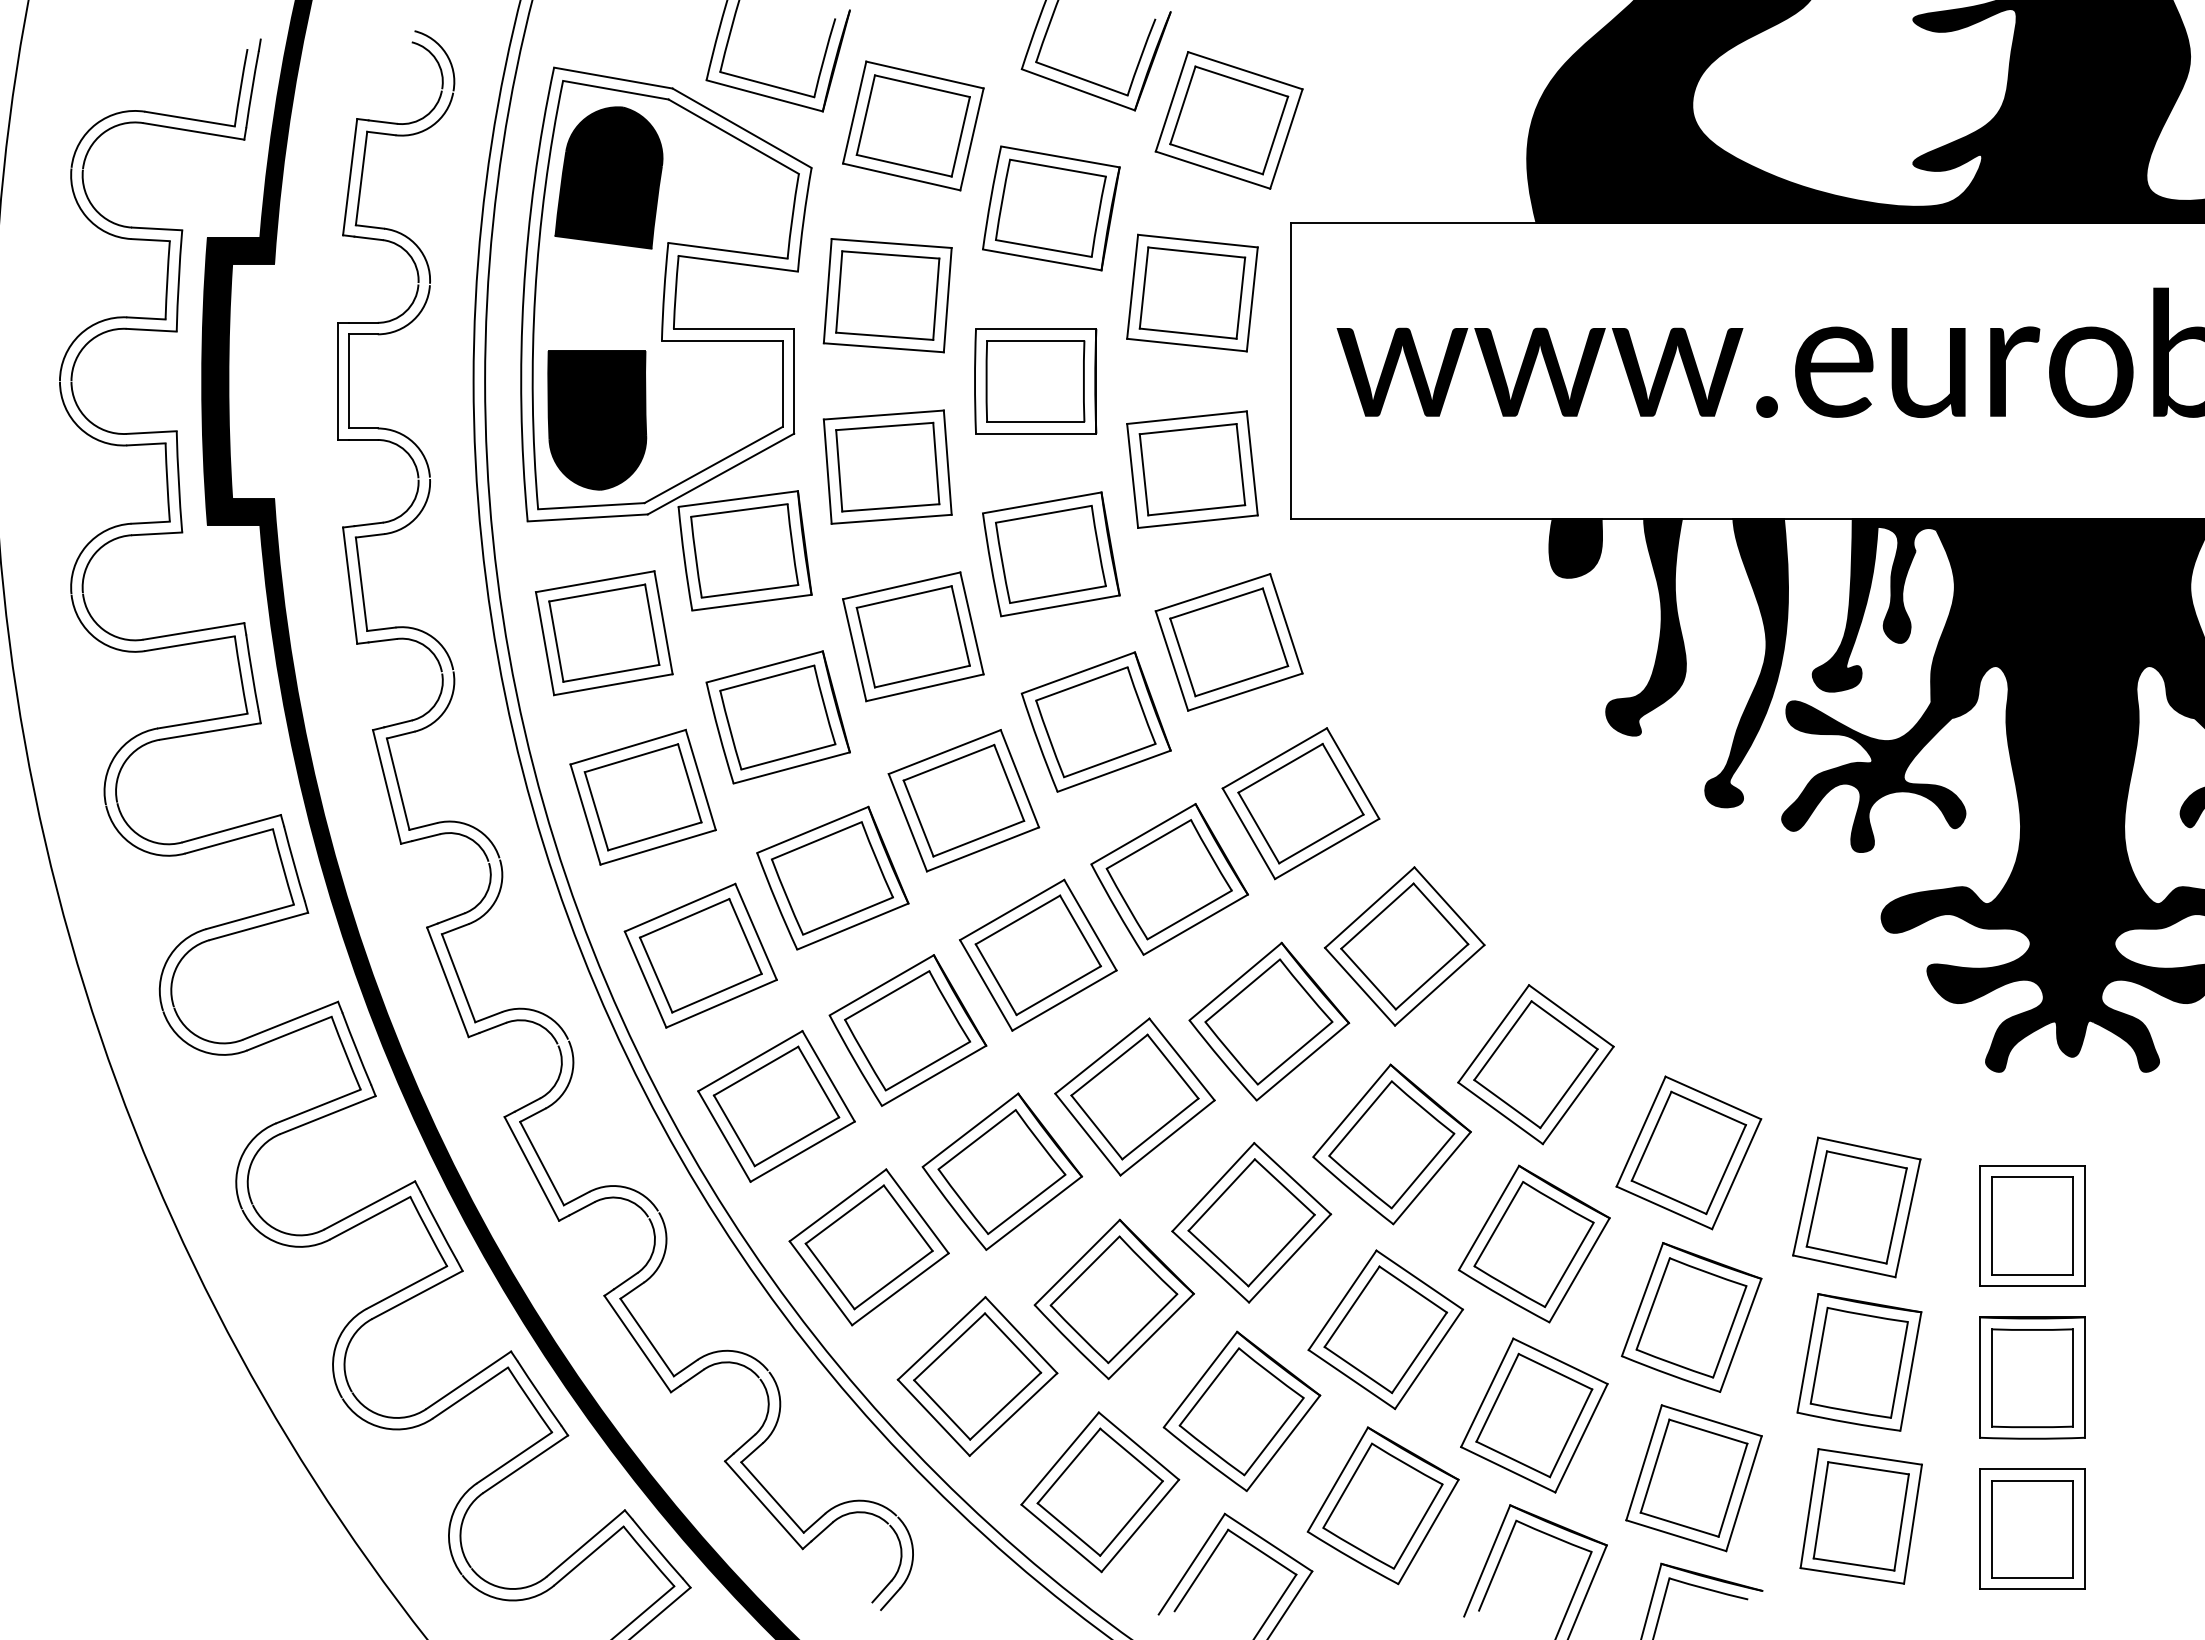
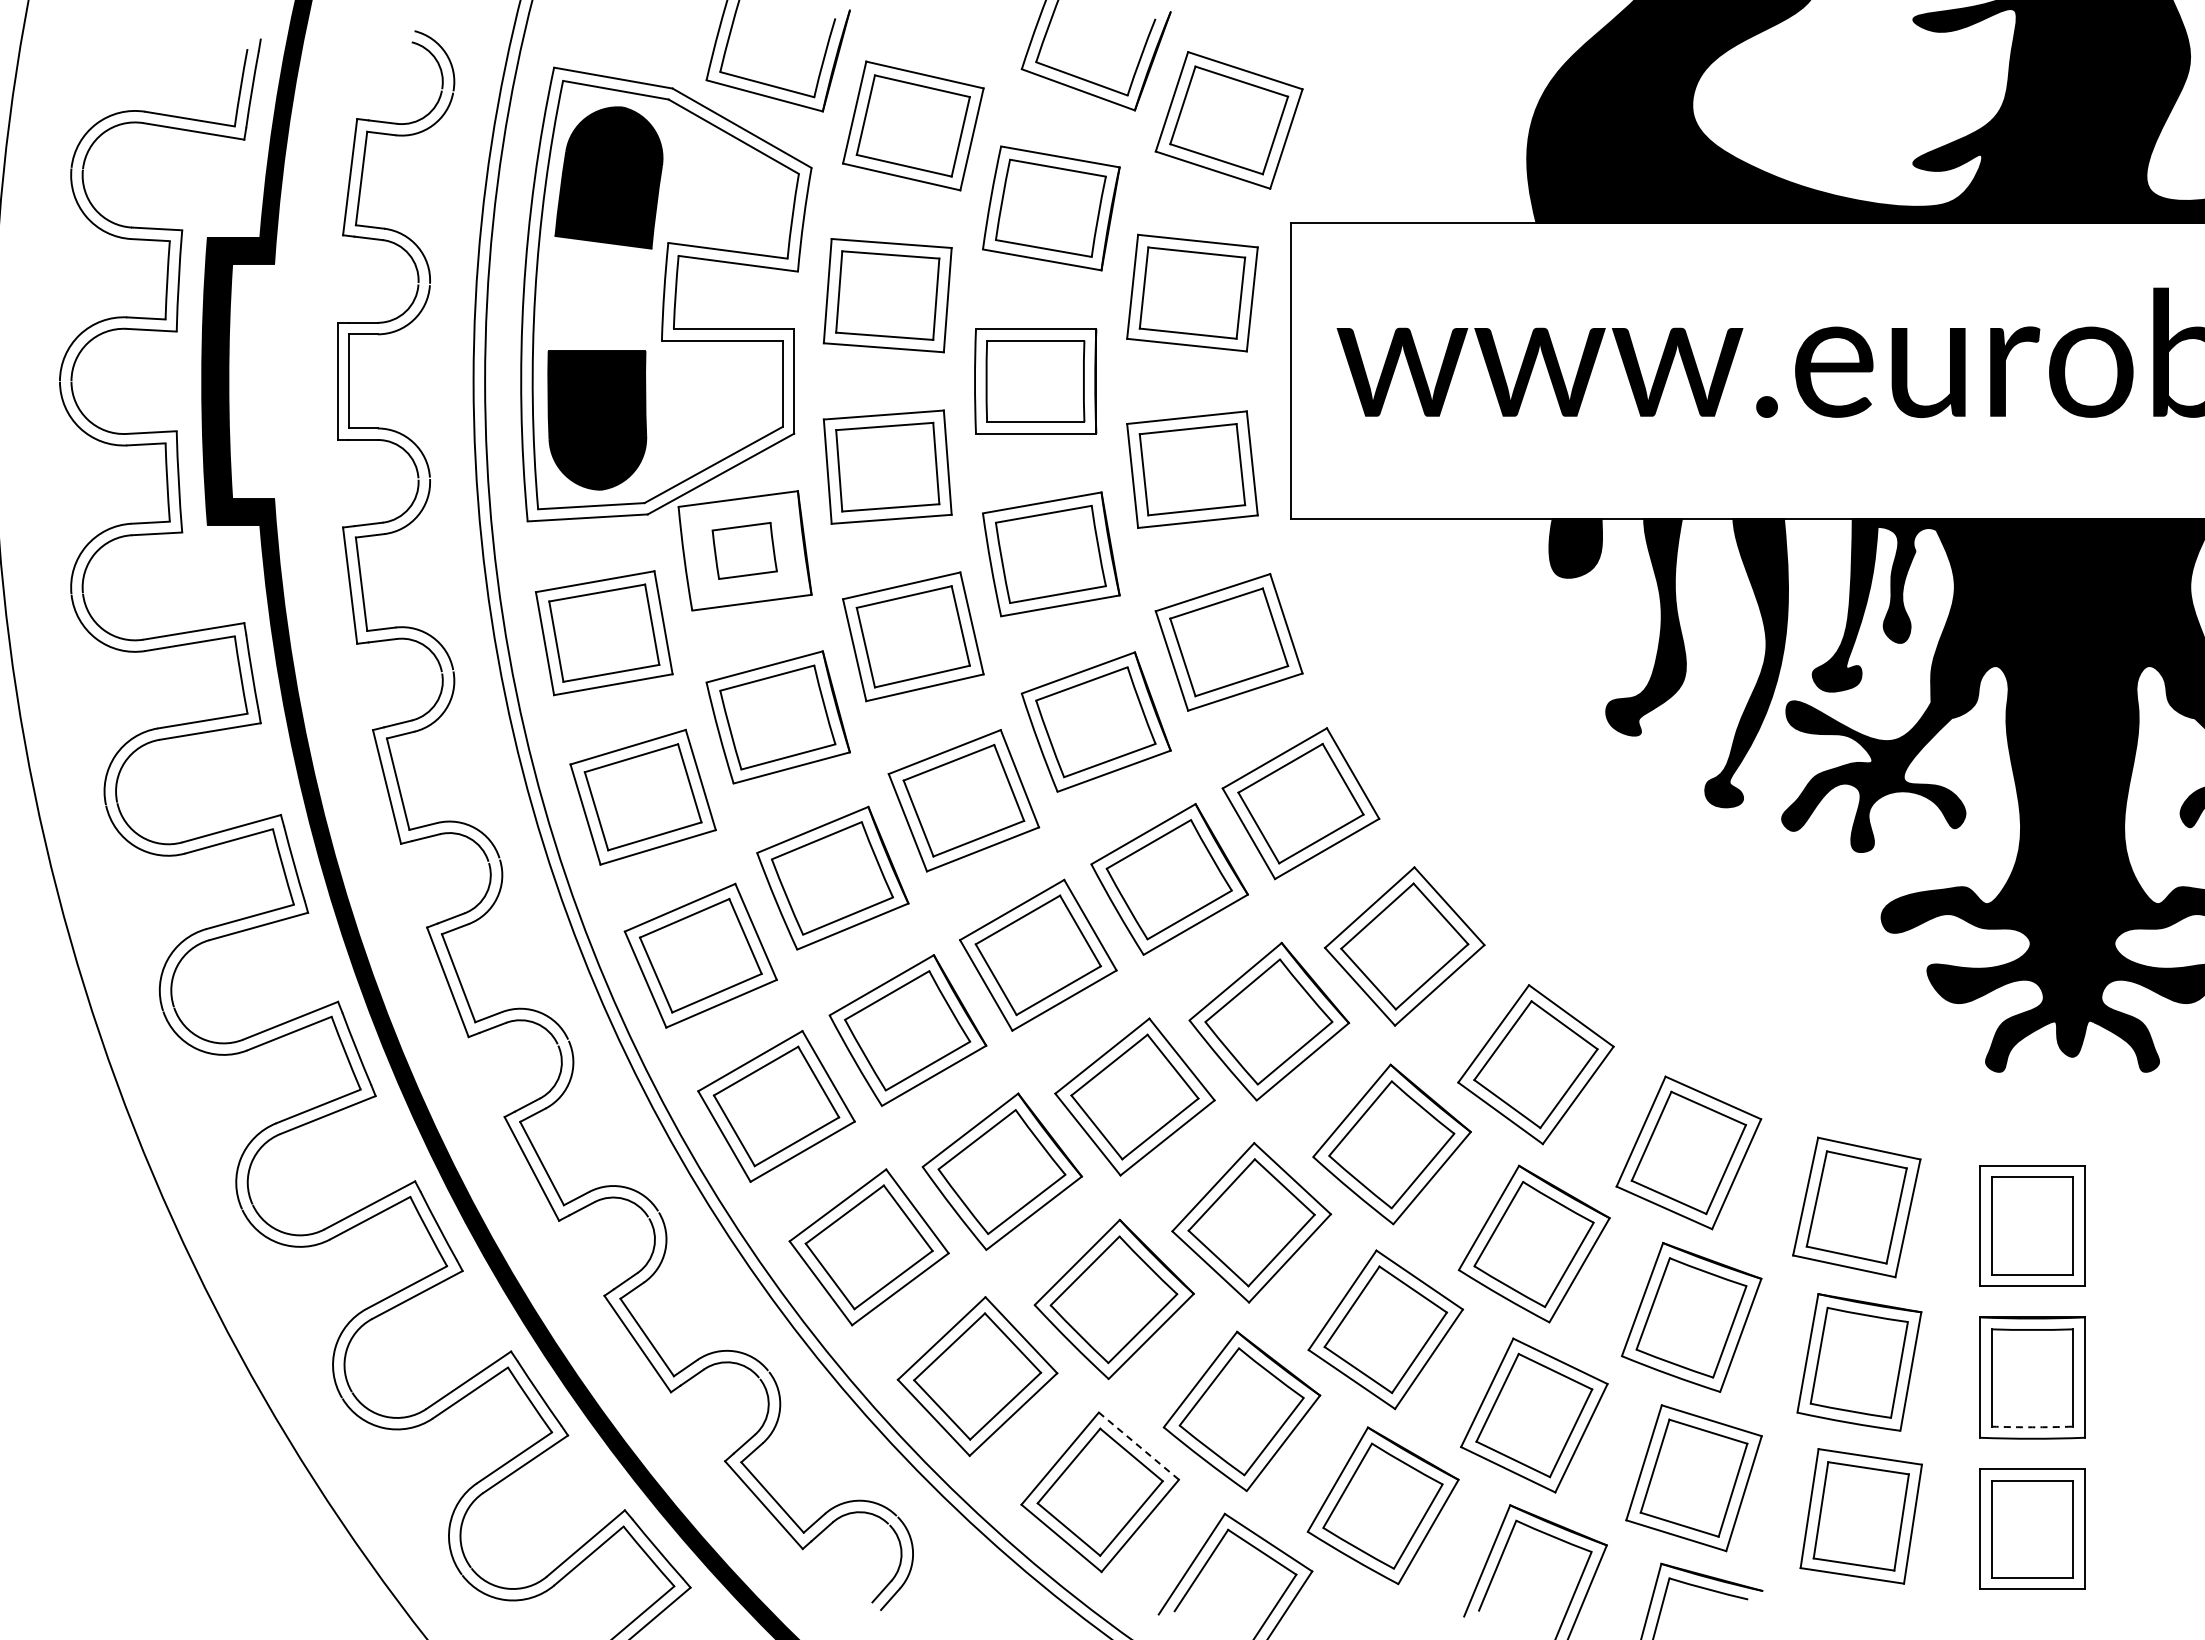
part size: 110x96 px -> 67x58 px (744, 550)
arc: solid -> dashed (2032, 1427)
line: solid -> dashed (1138, 1445)
